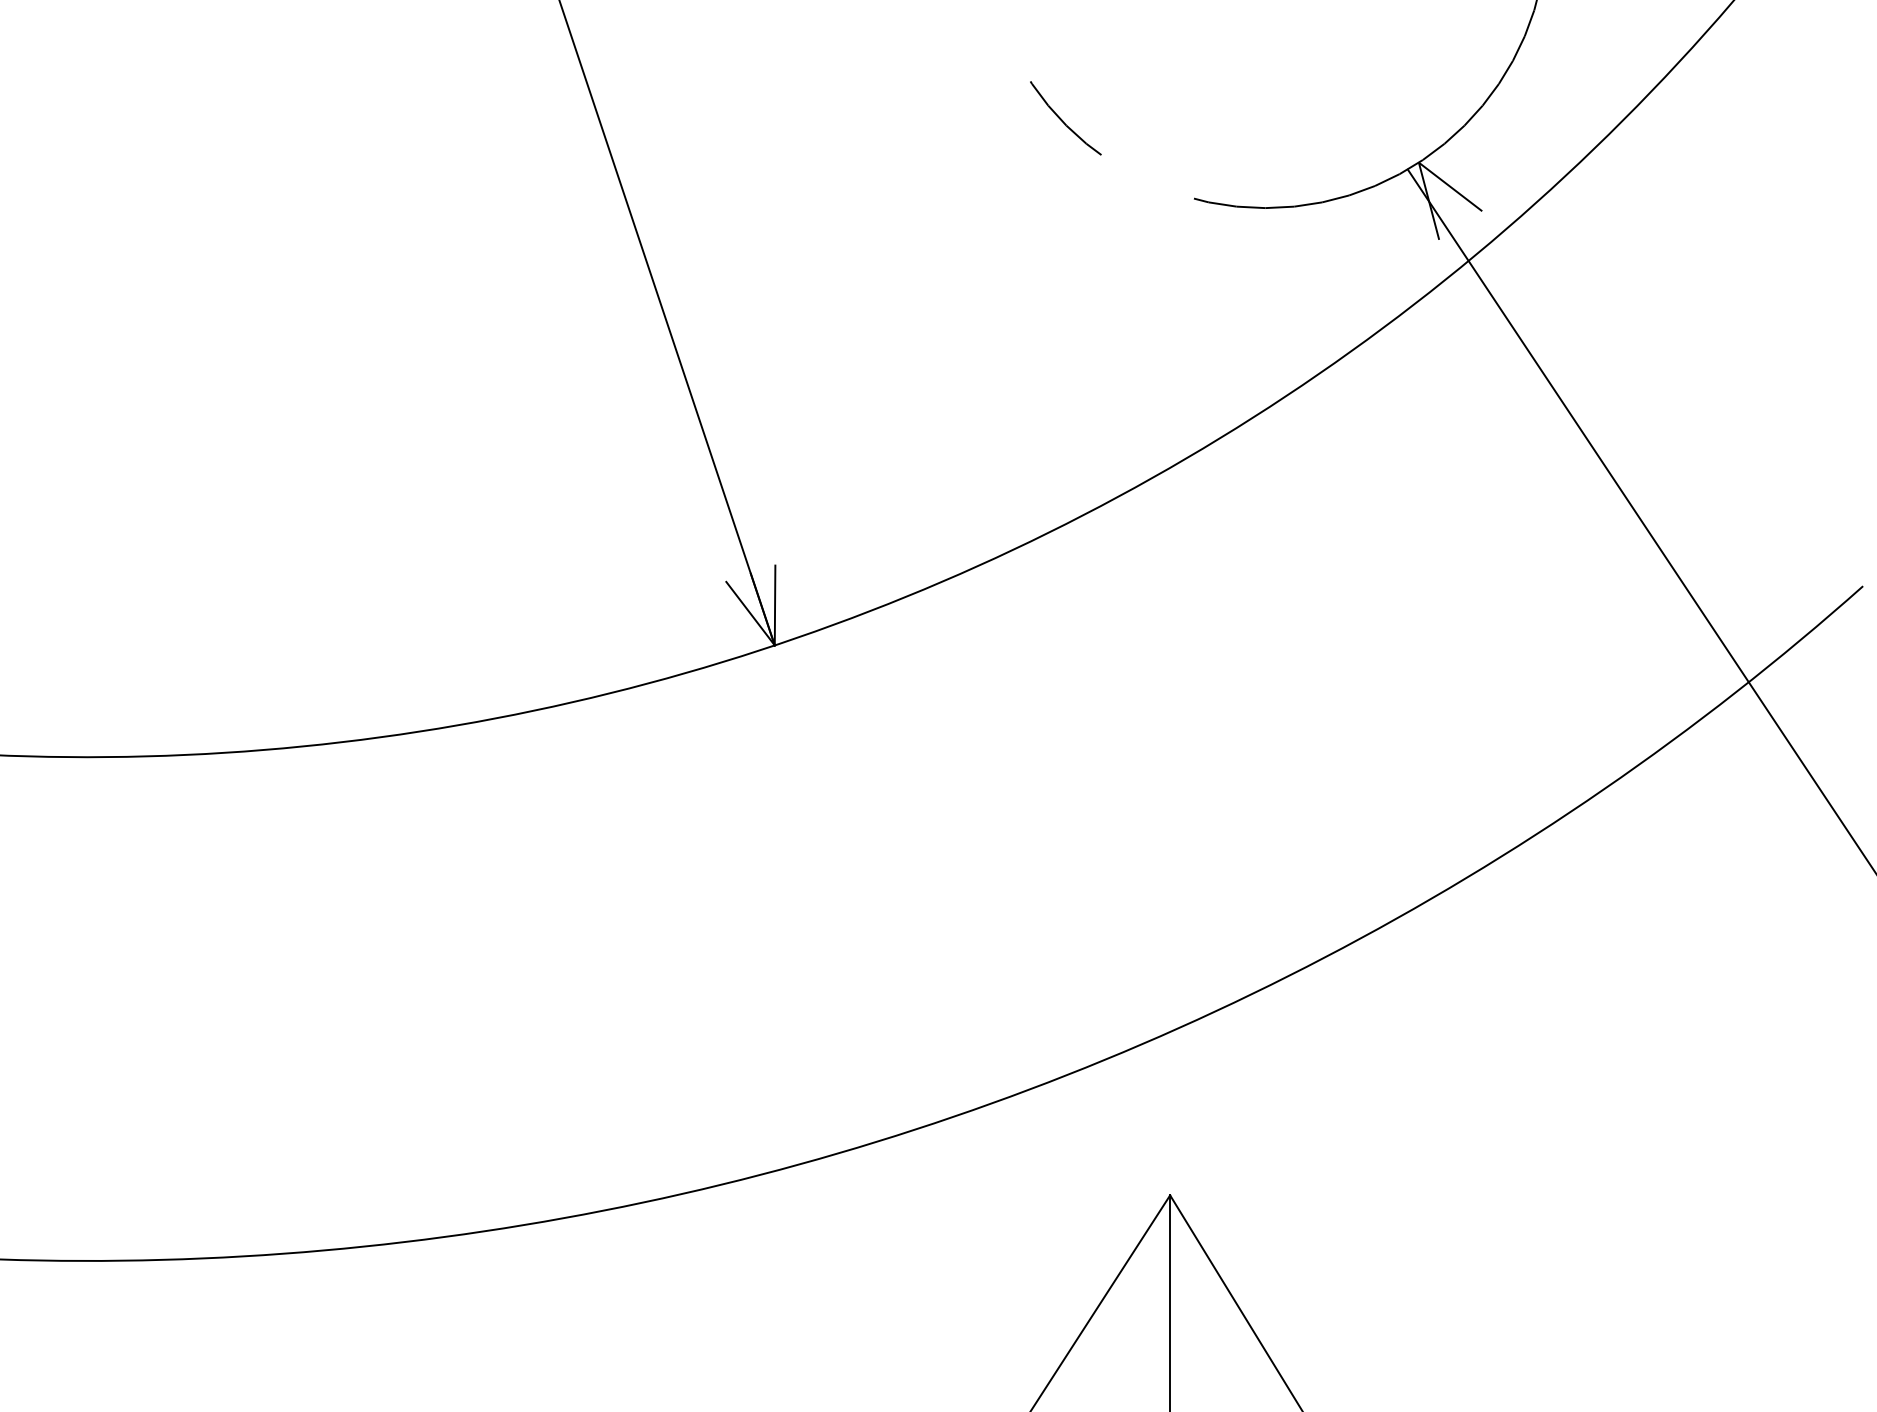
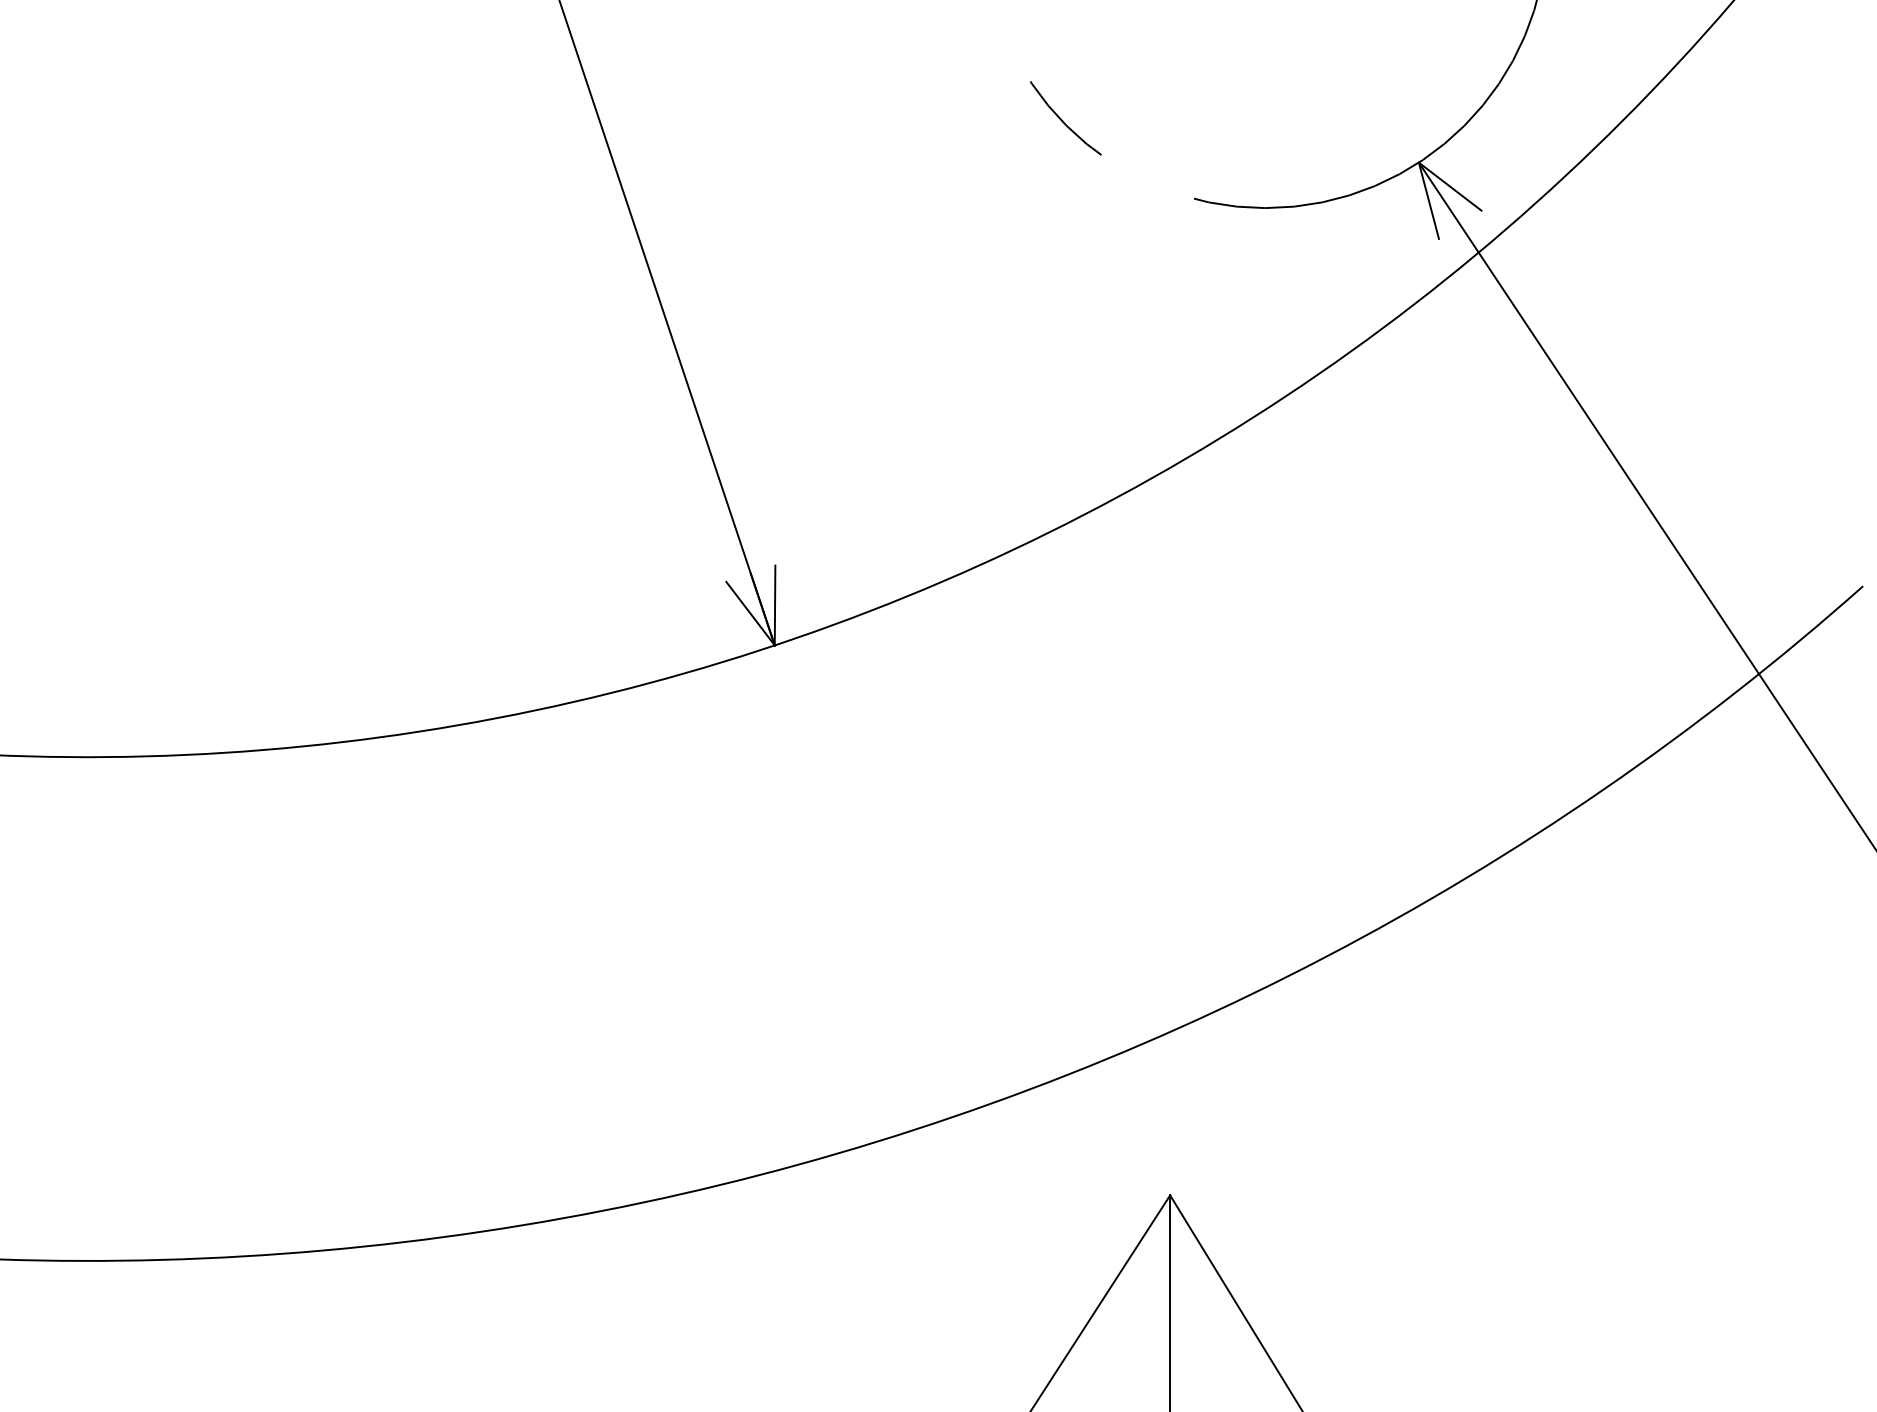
line position: (1640, 519) -> (1645, 504) (1645, 504)
